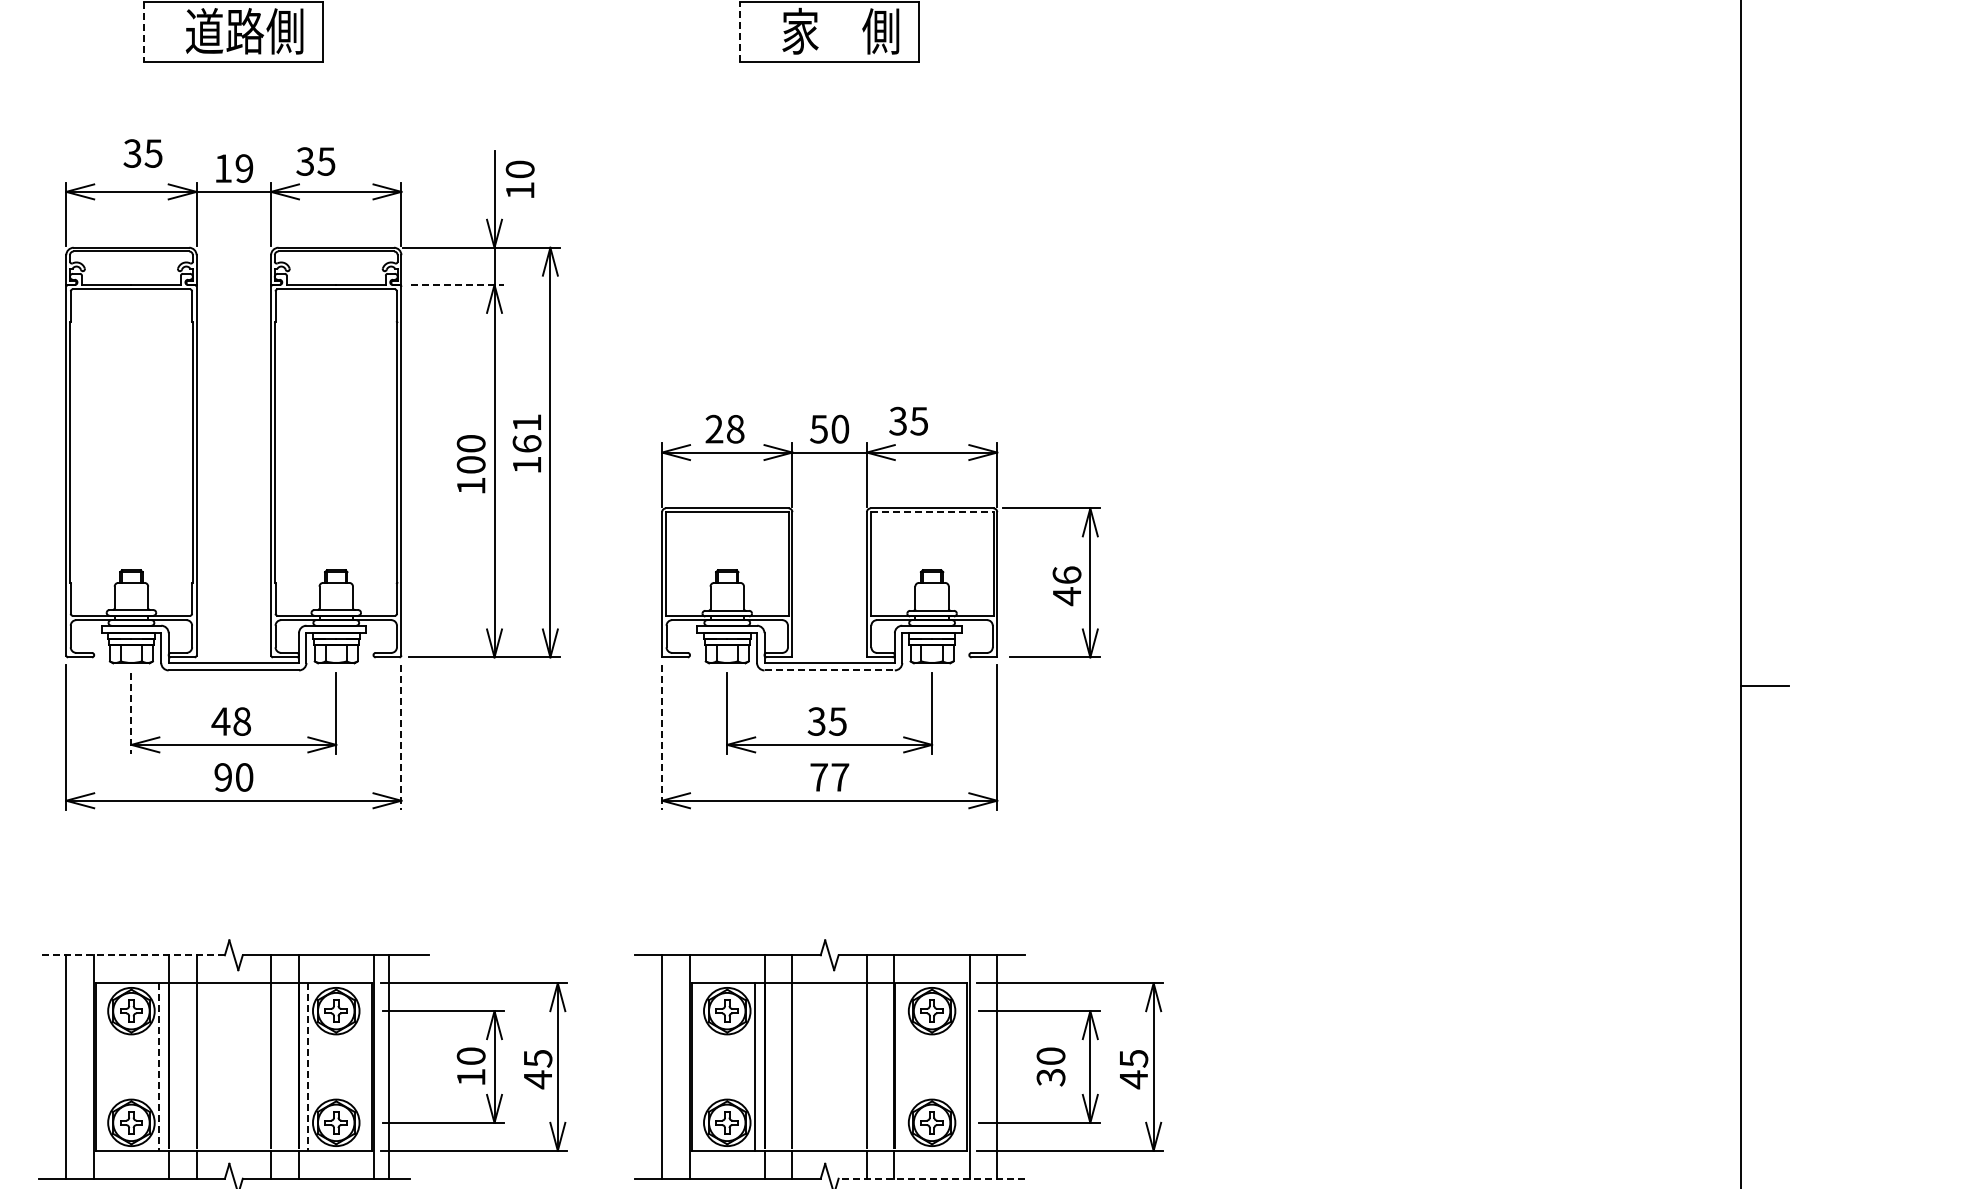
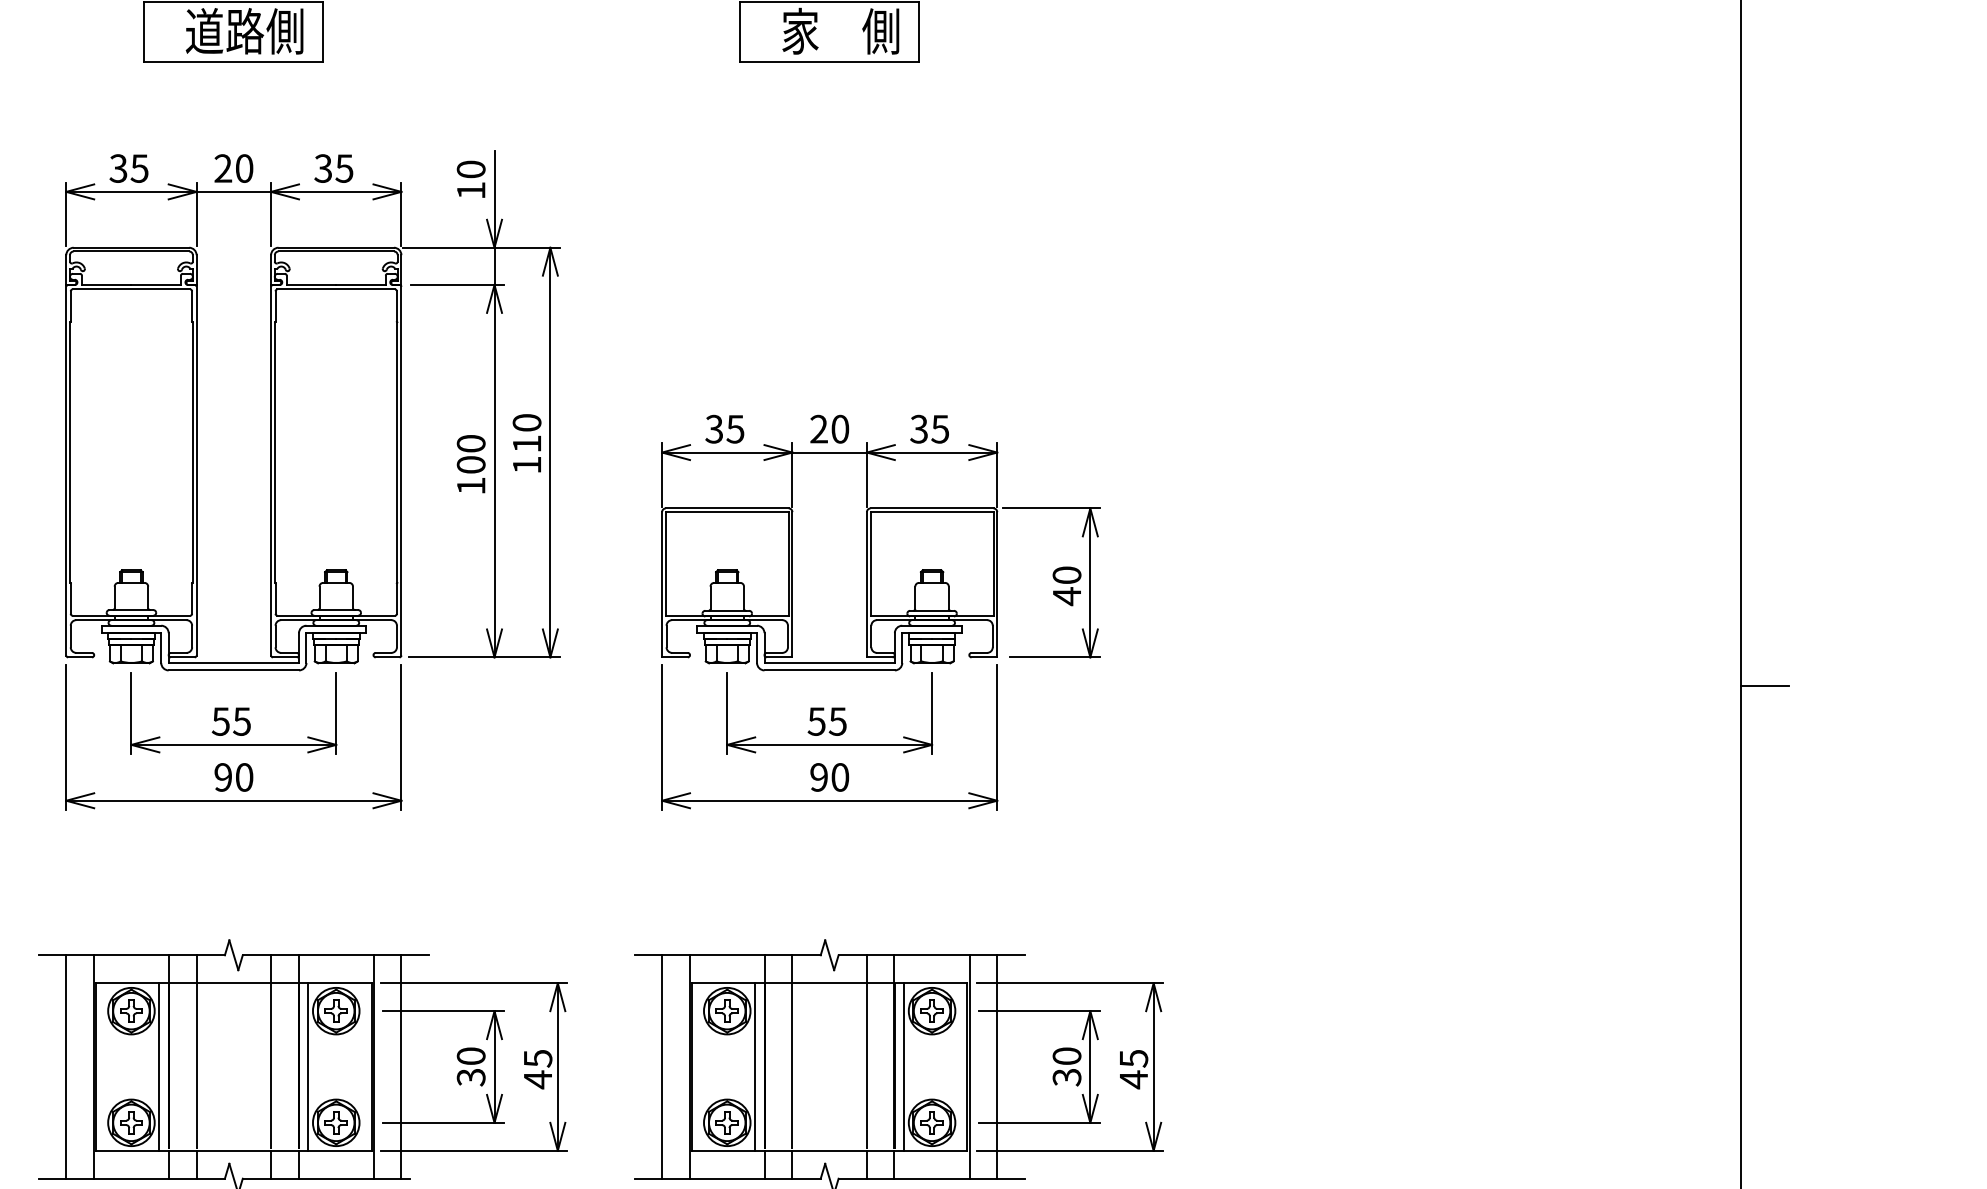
line: dashed -> solid (144, 31)
line: dashed -> solid (740, 31)
text position: (142, 153) -> (128, 168) (128, 168)
text position: (315, 161) -> (333, 168) (333, 168)
text: 19 -> 20 (233, 168)
text position: (519, 178) -> (470, 178) (470, 178)
line: dashed -> solid (457, 285)
text position: (908, 420) -> (929, 428) (929, 428)
text: 50 -> 20 (818, 428)
text: 28 -> 35 (724, 429)
text: 161 -> 110 (526, 433)
line: dashed -> solid (932, 512)
text: 46 -> 40 (1066, 574)
line: dashed -> solid (830, 670)
line: dashed -> solid (131, 713)
text: 48 -> 55 (231, 721)
text: 35 -> 55 (816, 721)
line: dashed -> solid (401, 737)
line: dashed -> solid (662, 737)
text: 77 -> 90 (829, 777)
line: dashed -> solid (131, 955)
line position: (389, 1066) -> (401, 1066) (401, 1066)
line: none -> present (904, 1066)
text position: (1050, 1066) -> (1066, 1066) (1066, 1066)
line: dashed -> solid (159, 1067)
line: dashed -> solid (308, 1067)
text: 10 -> 30 (470, 1077)
line: dashed -> solid (931, 1178)
